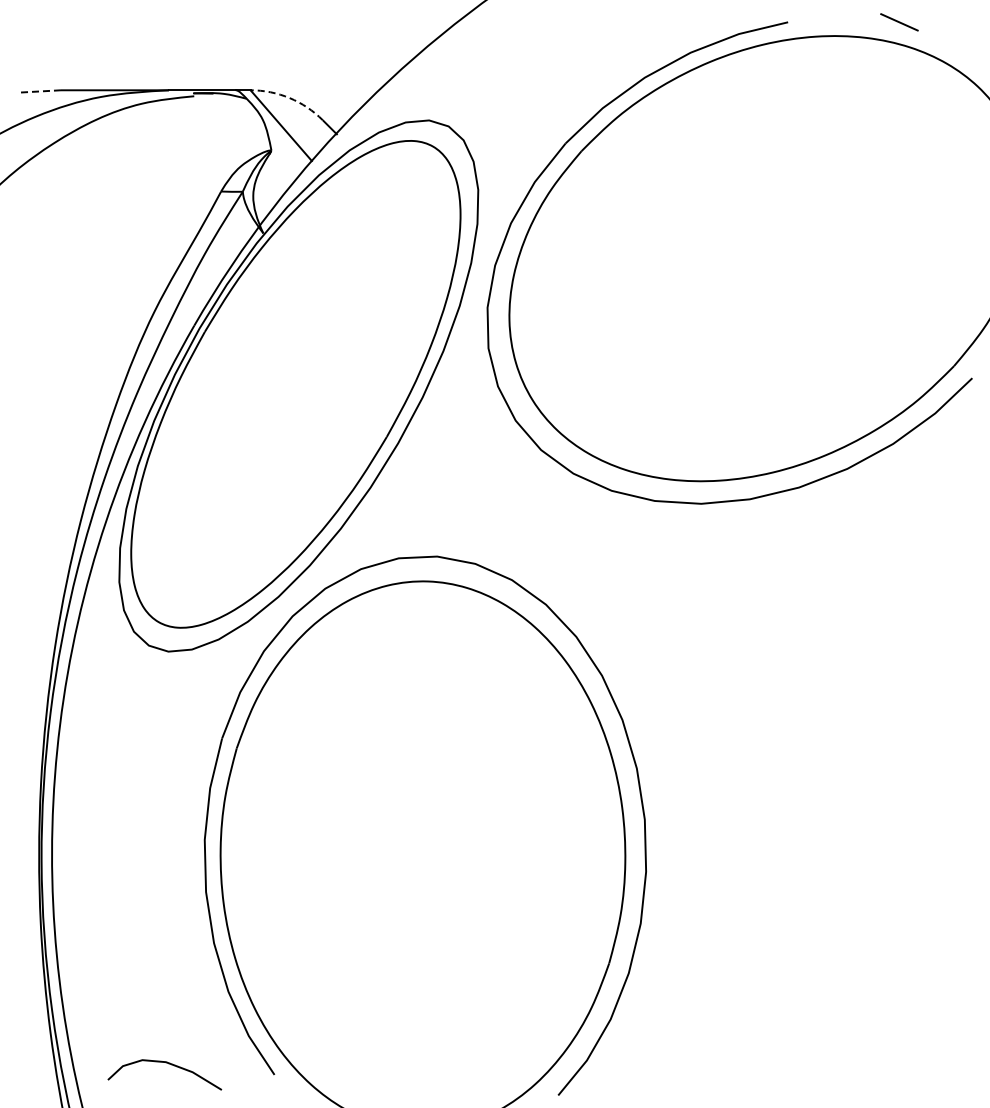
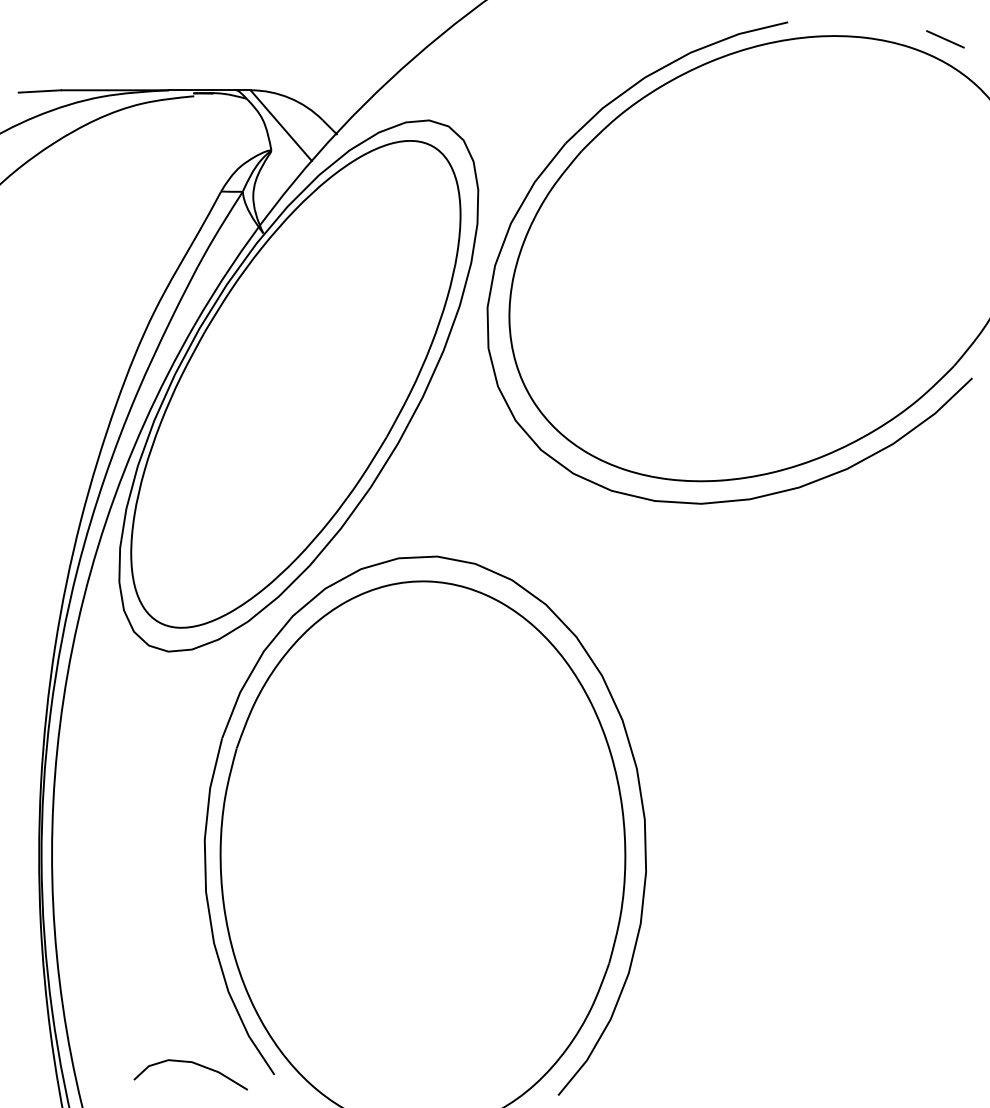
line position: (899, 22) -> (945, 39) (945, 39)
line: dashed -> solid (39, 91)
arc: dashed -> solid (289, 98)
curve position: (168, 1064) -> (194, 1064) (194, 1064)
